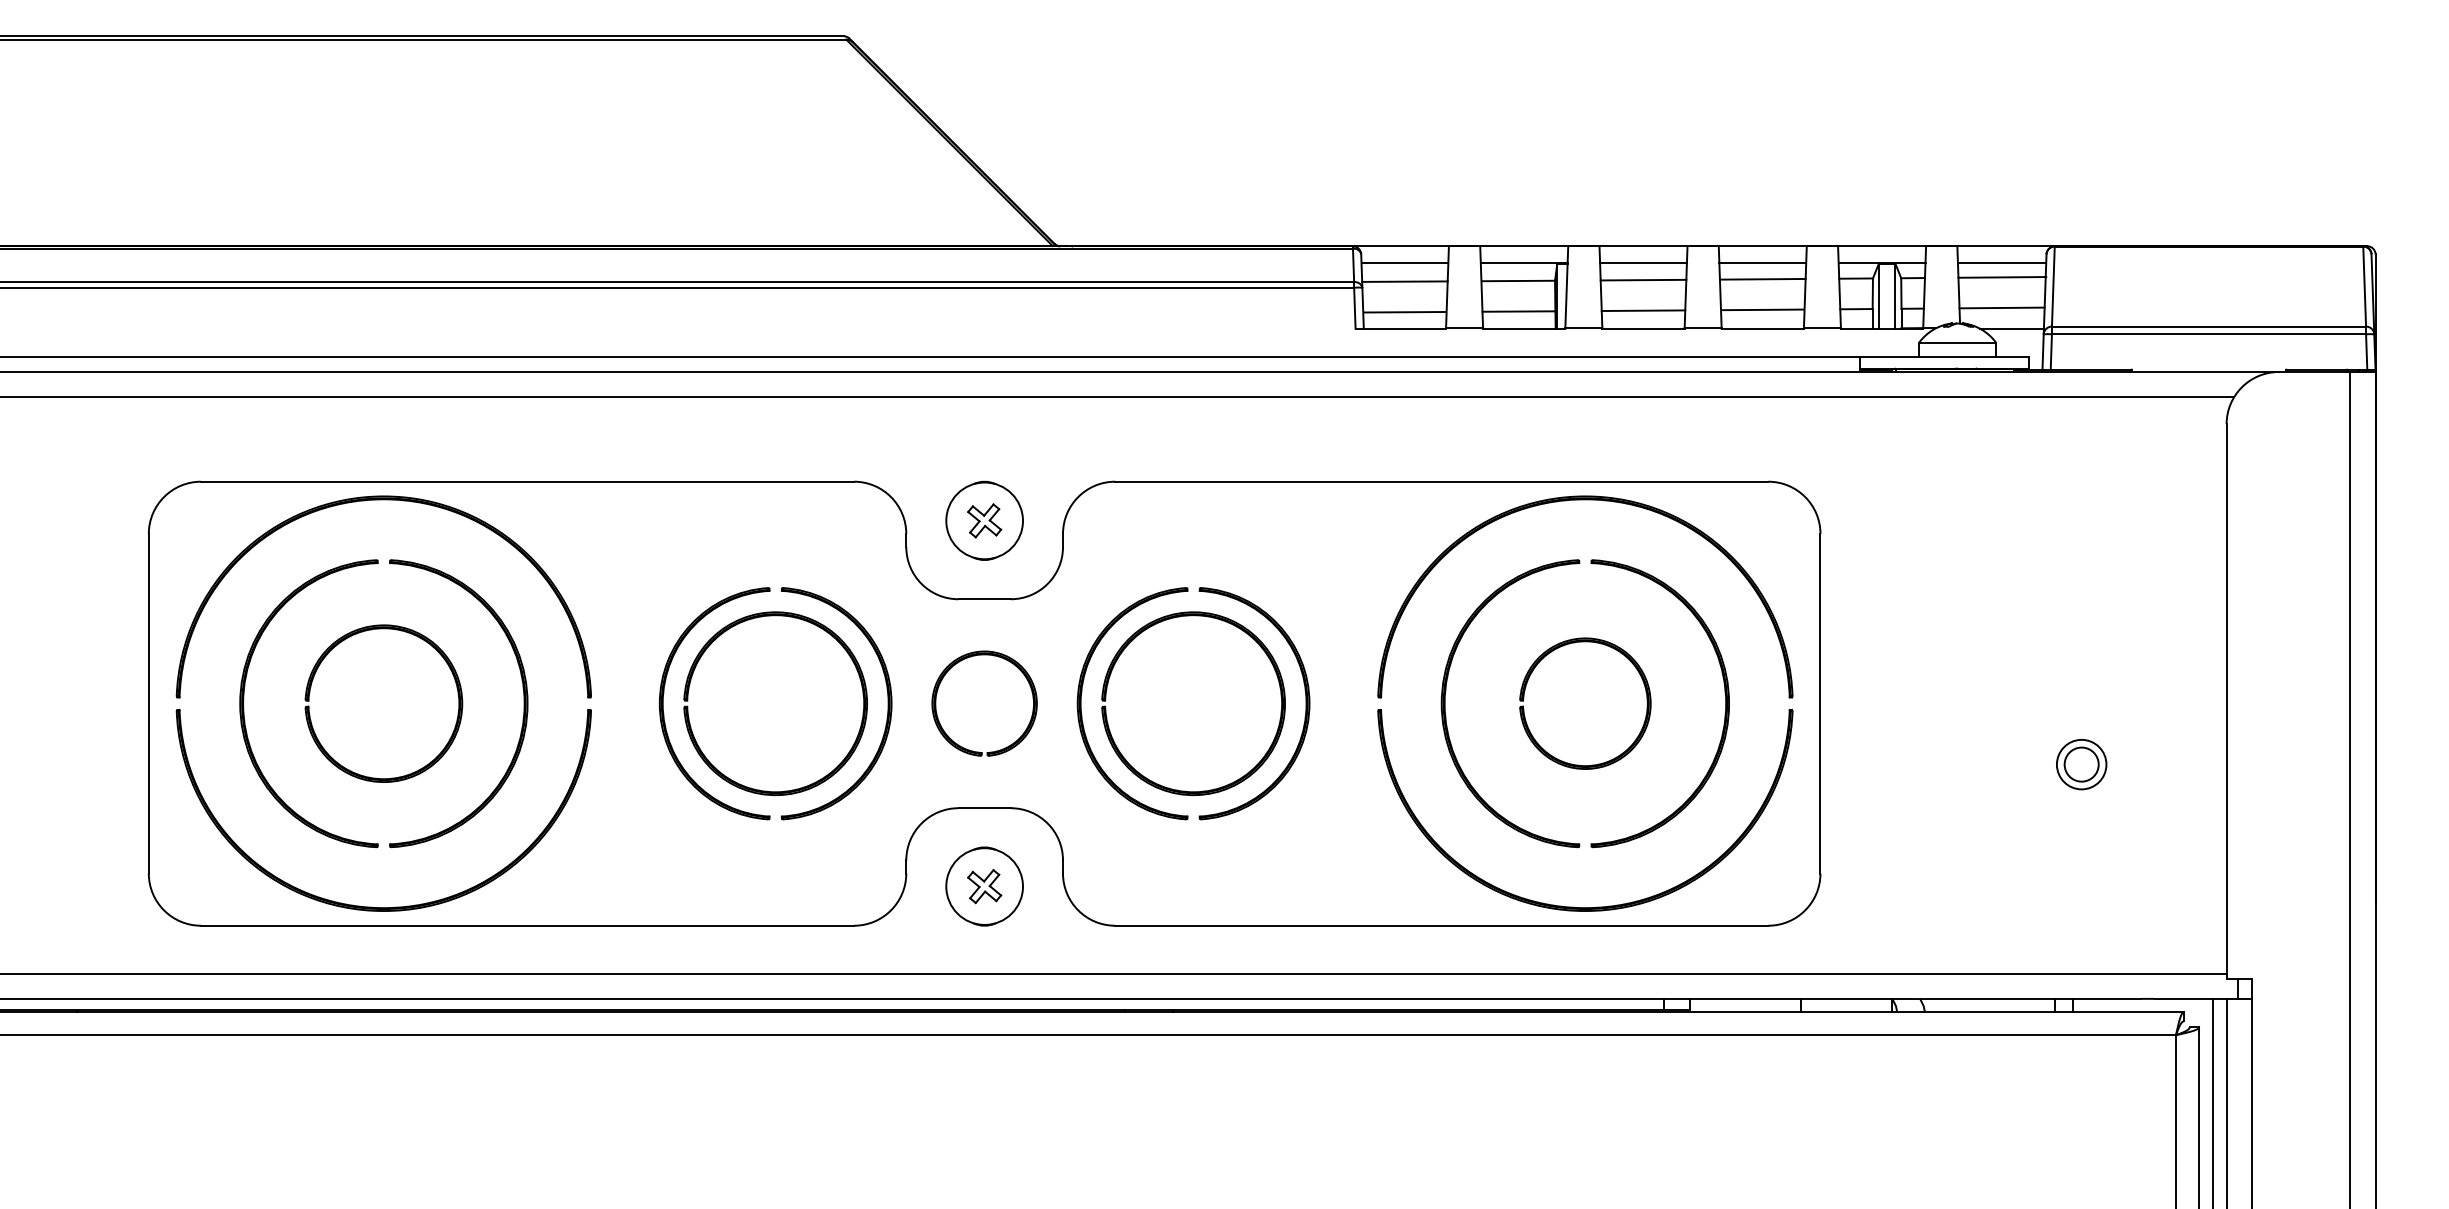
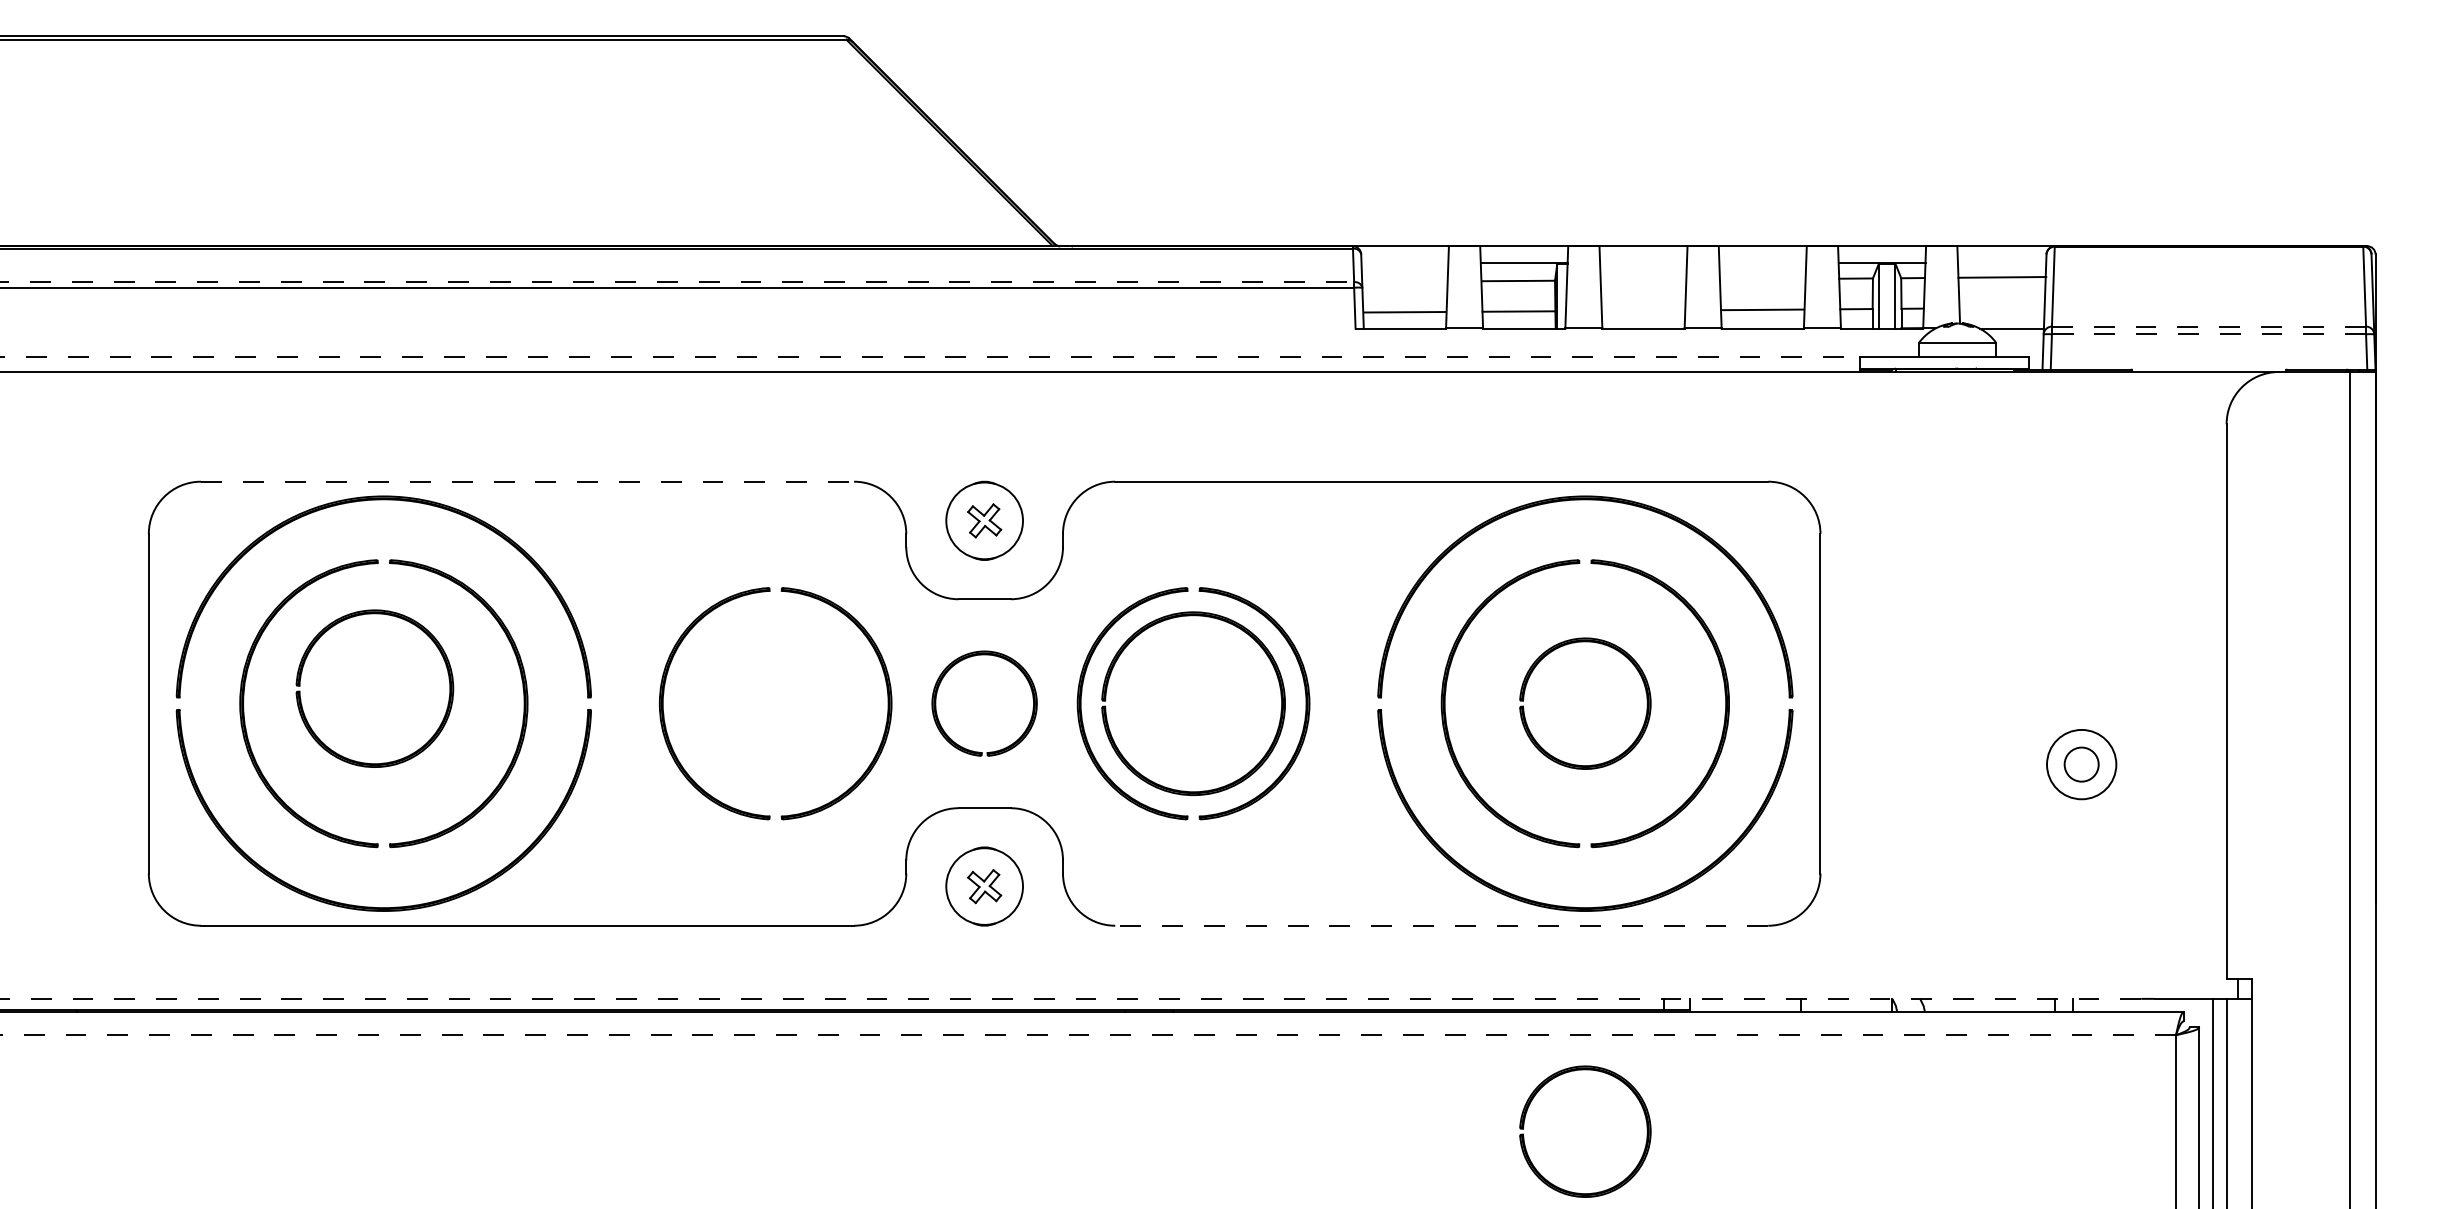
line: present -> none (1404, 262)
line: present -> none (1643, 262)
line: present -> none (1762, 262)
line: present -> none (2001, 262)
line: present -> none (1762, 278)
line: present -> none (1643, 279)
line: present -> none (1404, 281)
line: solid -> dashed (677, 282)
line: present -> none (2001, 307)
line: present -> none (1643, 310)
line: solid -> dashed (2209, 326)
line: solid -> dashed (2208, 334)
line: solid -> dashed (930, 356)
line: present -> none (1118, 397)
line: solid -> dashed (528, 481)
part: present -> none (741, 623)
part position: (310, 693) -> (301, 678) (301, 678)
circle diameter: 50 px -> 69 px (2081, 764)
line: solid -> dashed (1441, 925)
line: present -> none (1114, 973)
line: solid -> dashed (1070, 998)
line: solid -> dashed (1088, 1035)
part: none -> present (1600, 1072)
